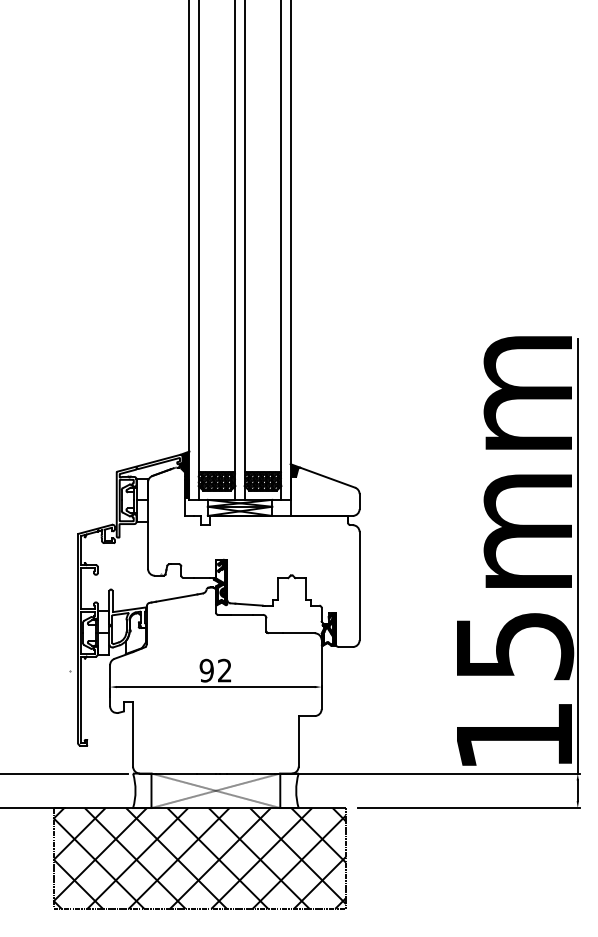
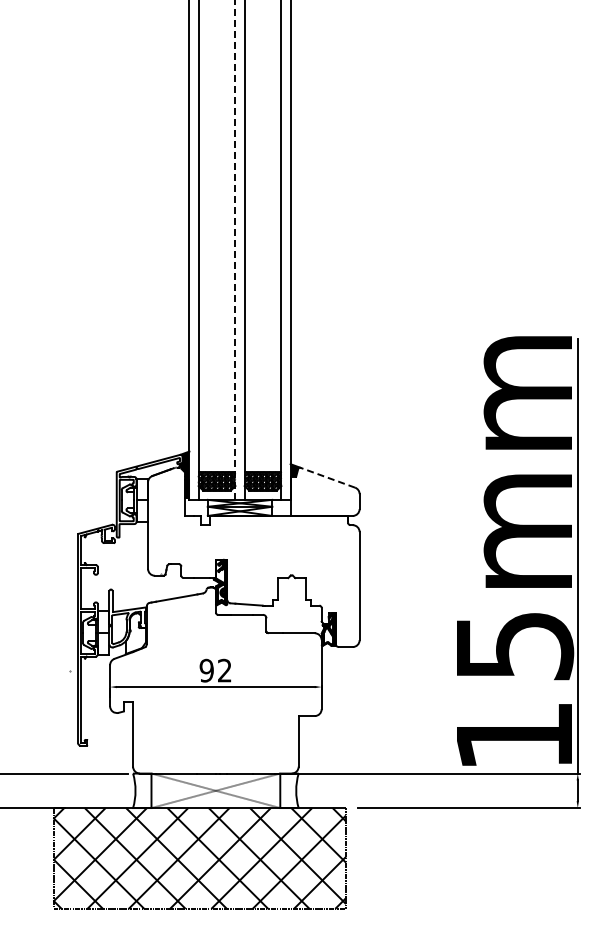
line: solid -> dashed (235, 249)
line: solid -> dashed (327, 477)
